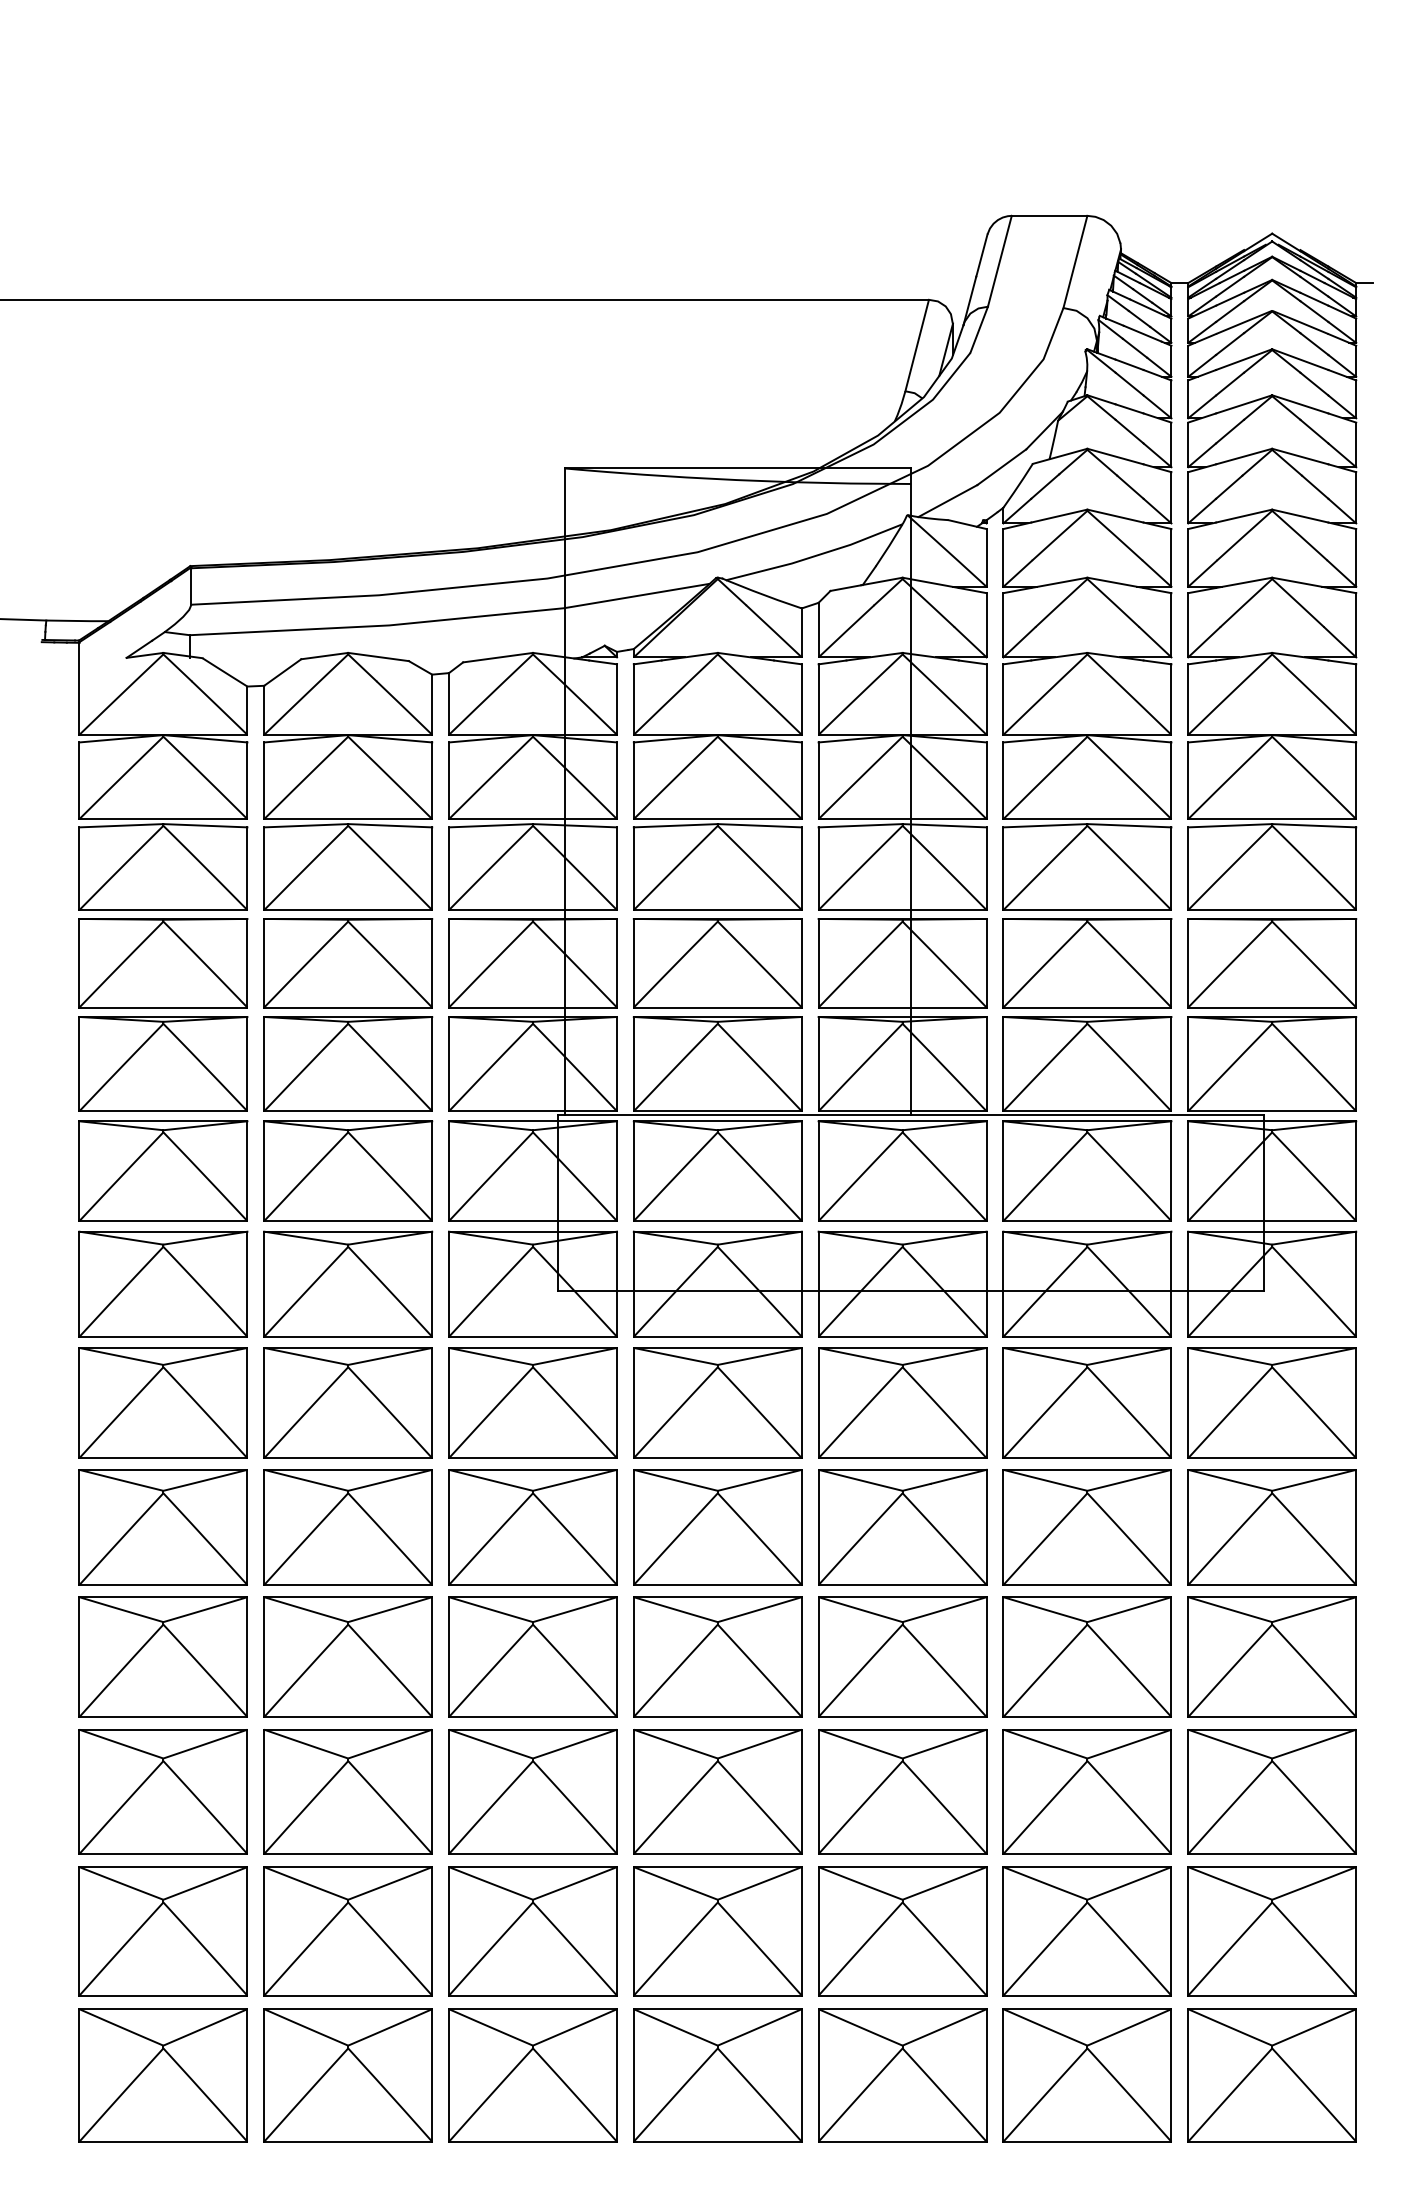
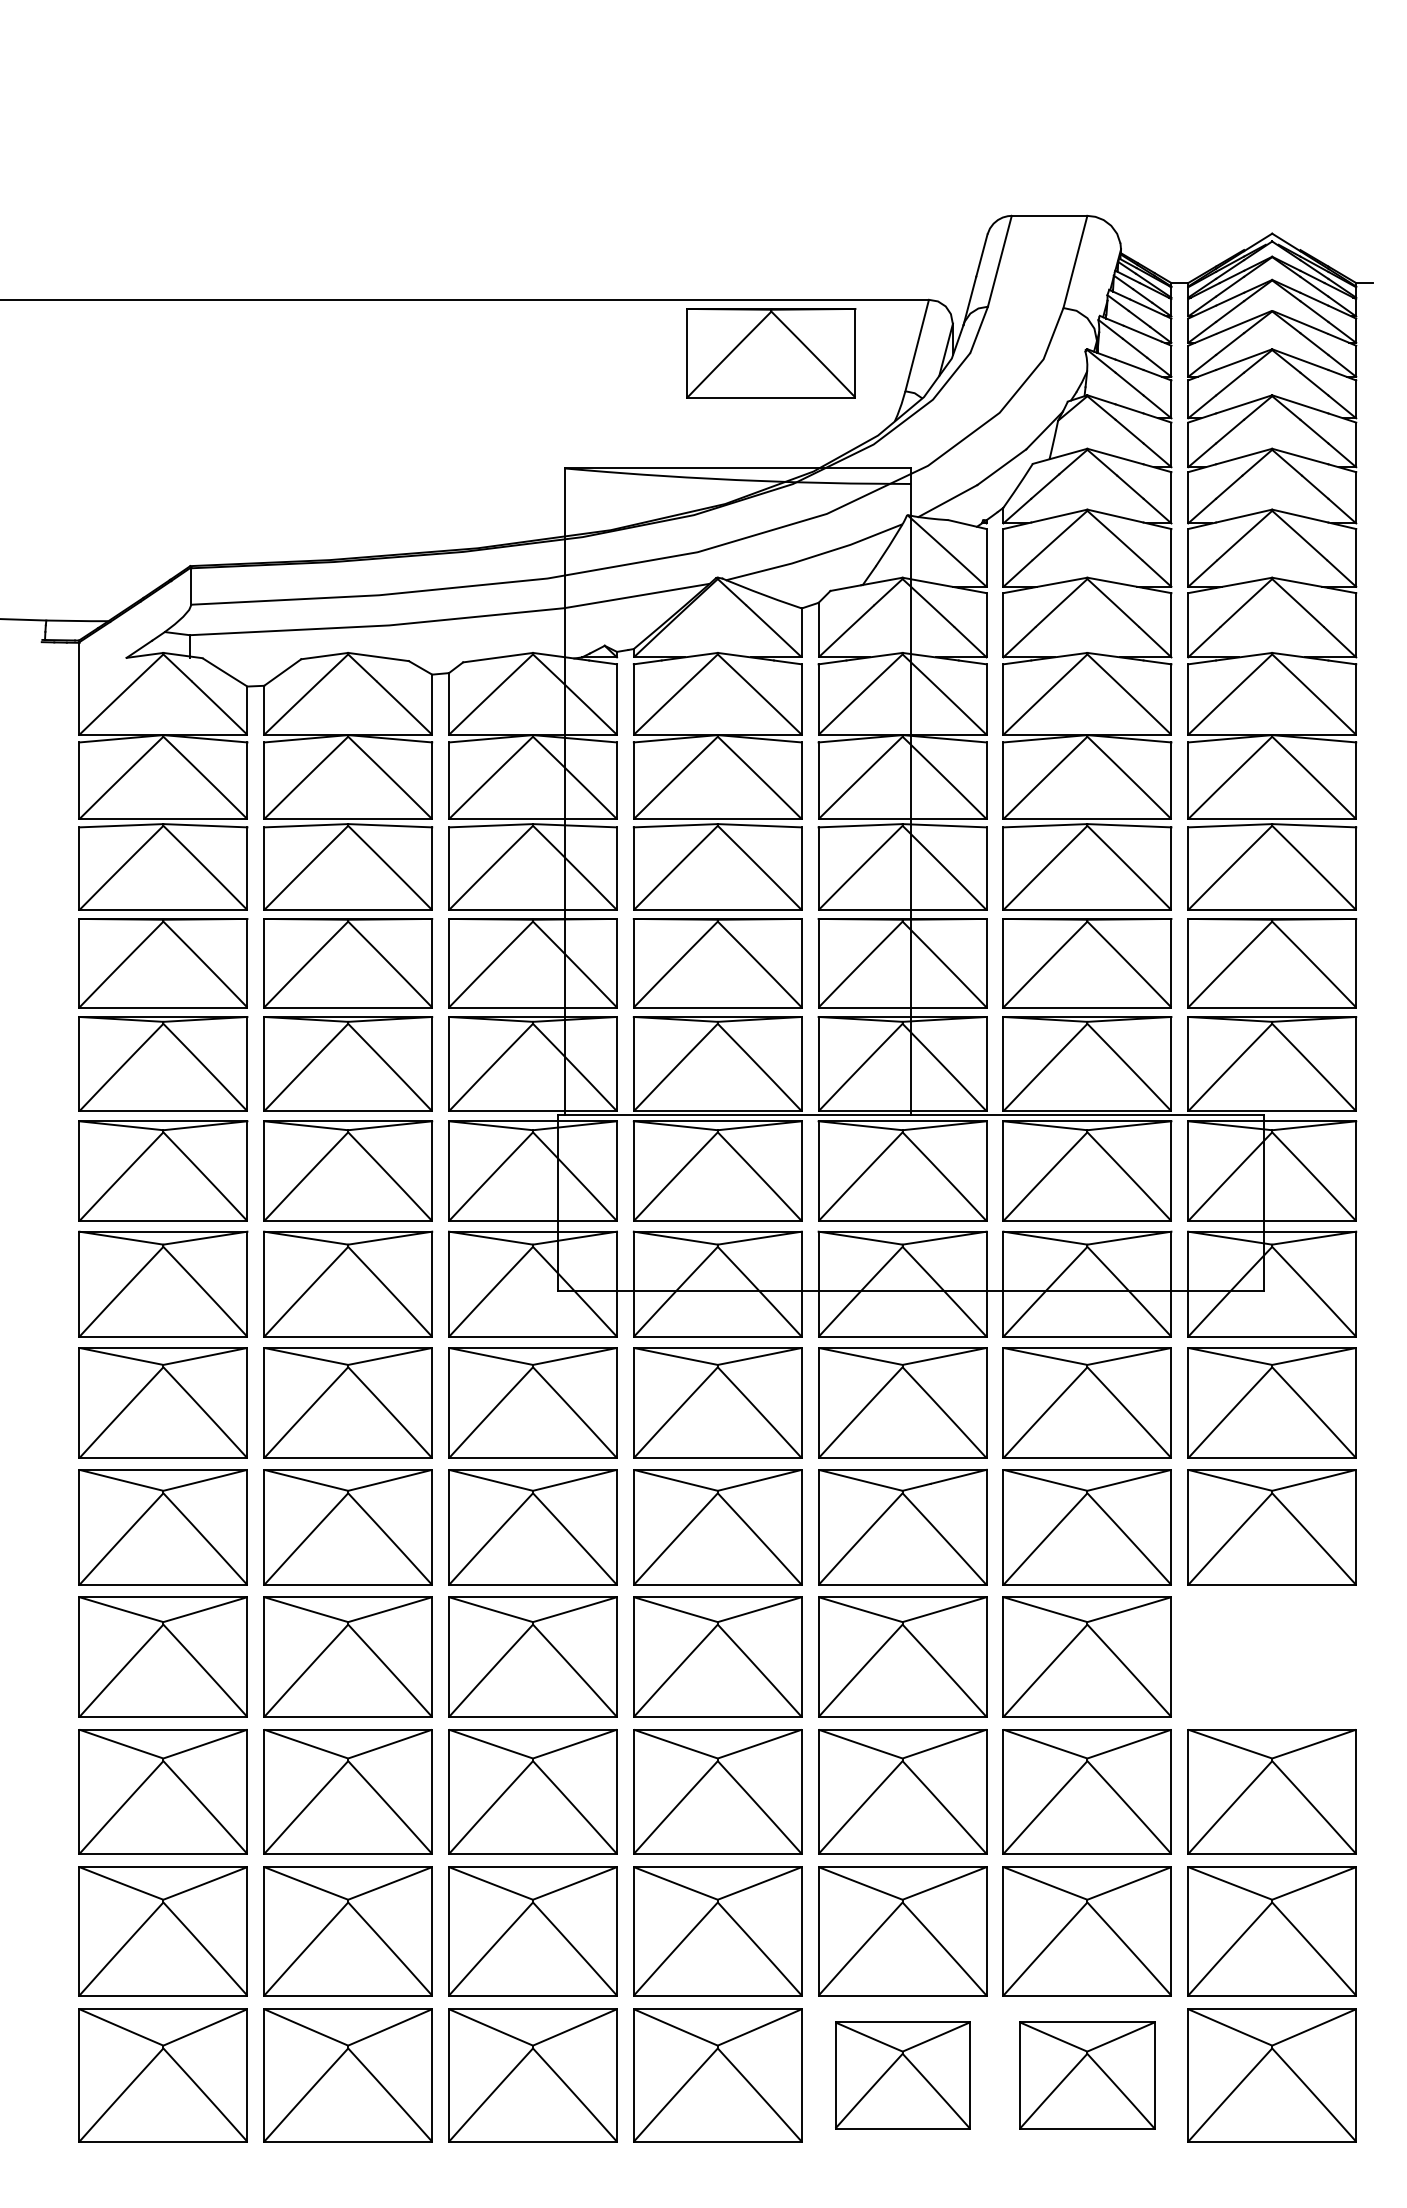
part: none -> present (771, 353)
part: present -> none (1271, 1656)
part size: 170x135 px -> 136x109 px (902, 2075)
part size: 170x135 px -> 137x109 px (1087, 2075)
